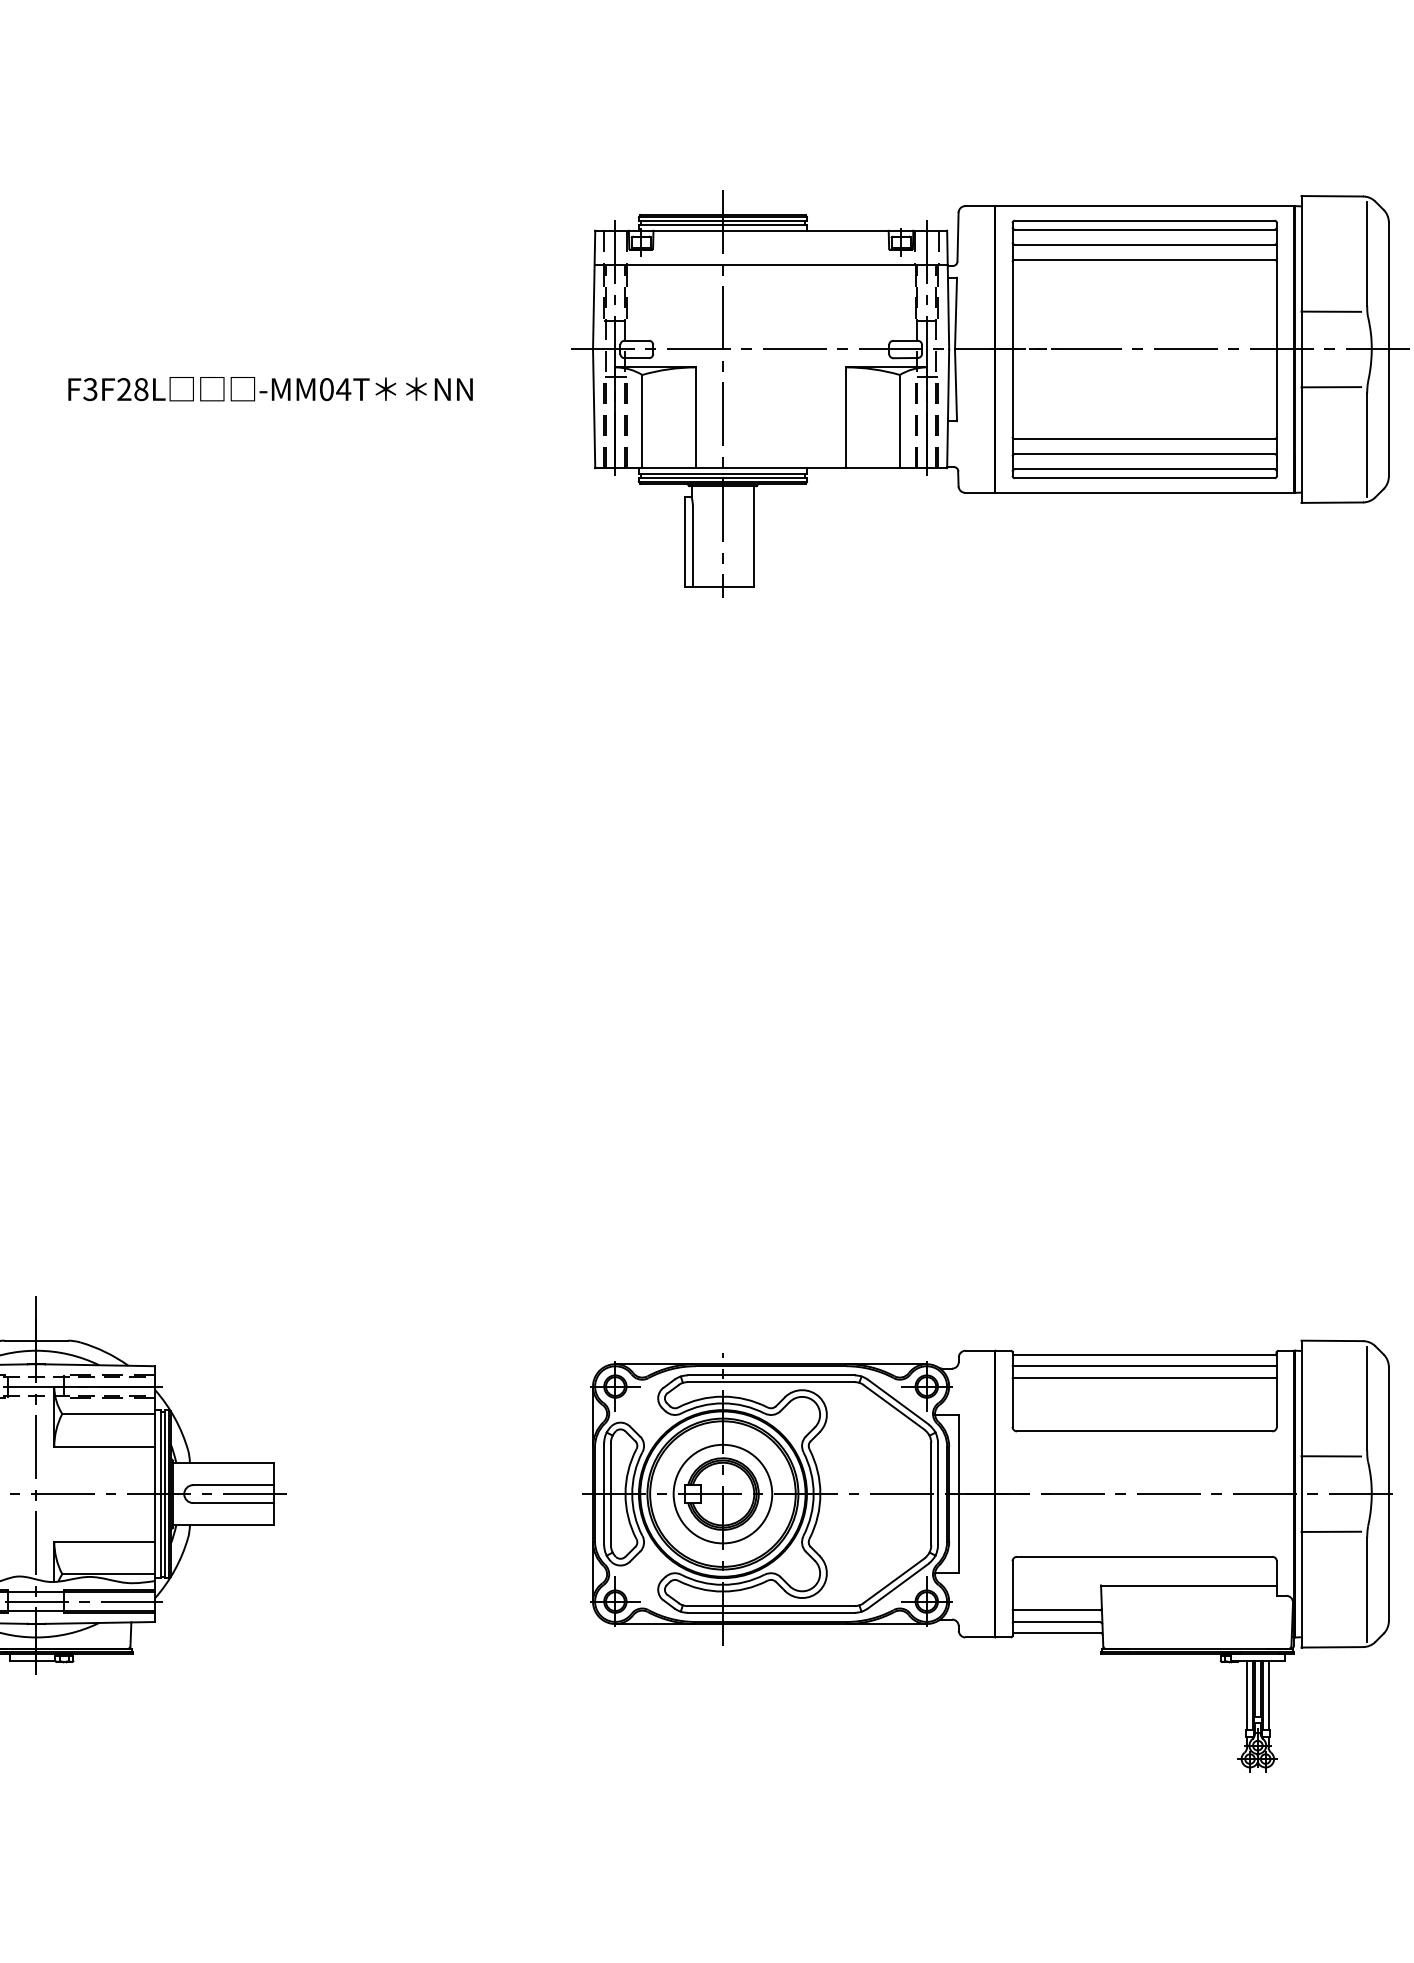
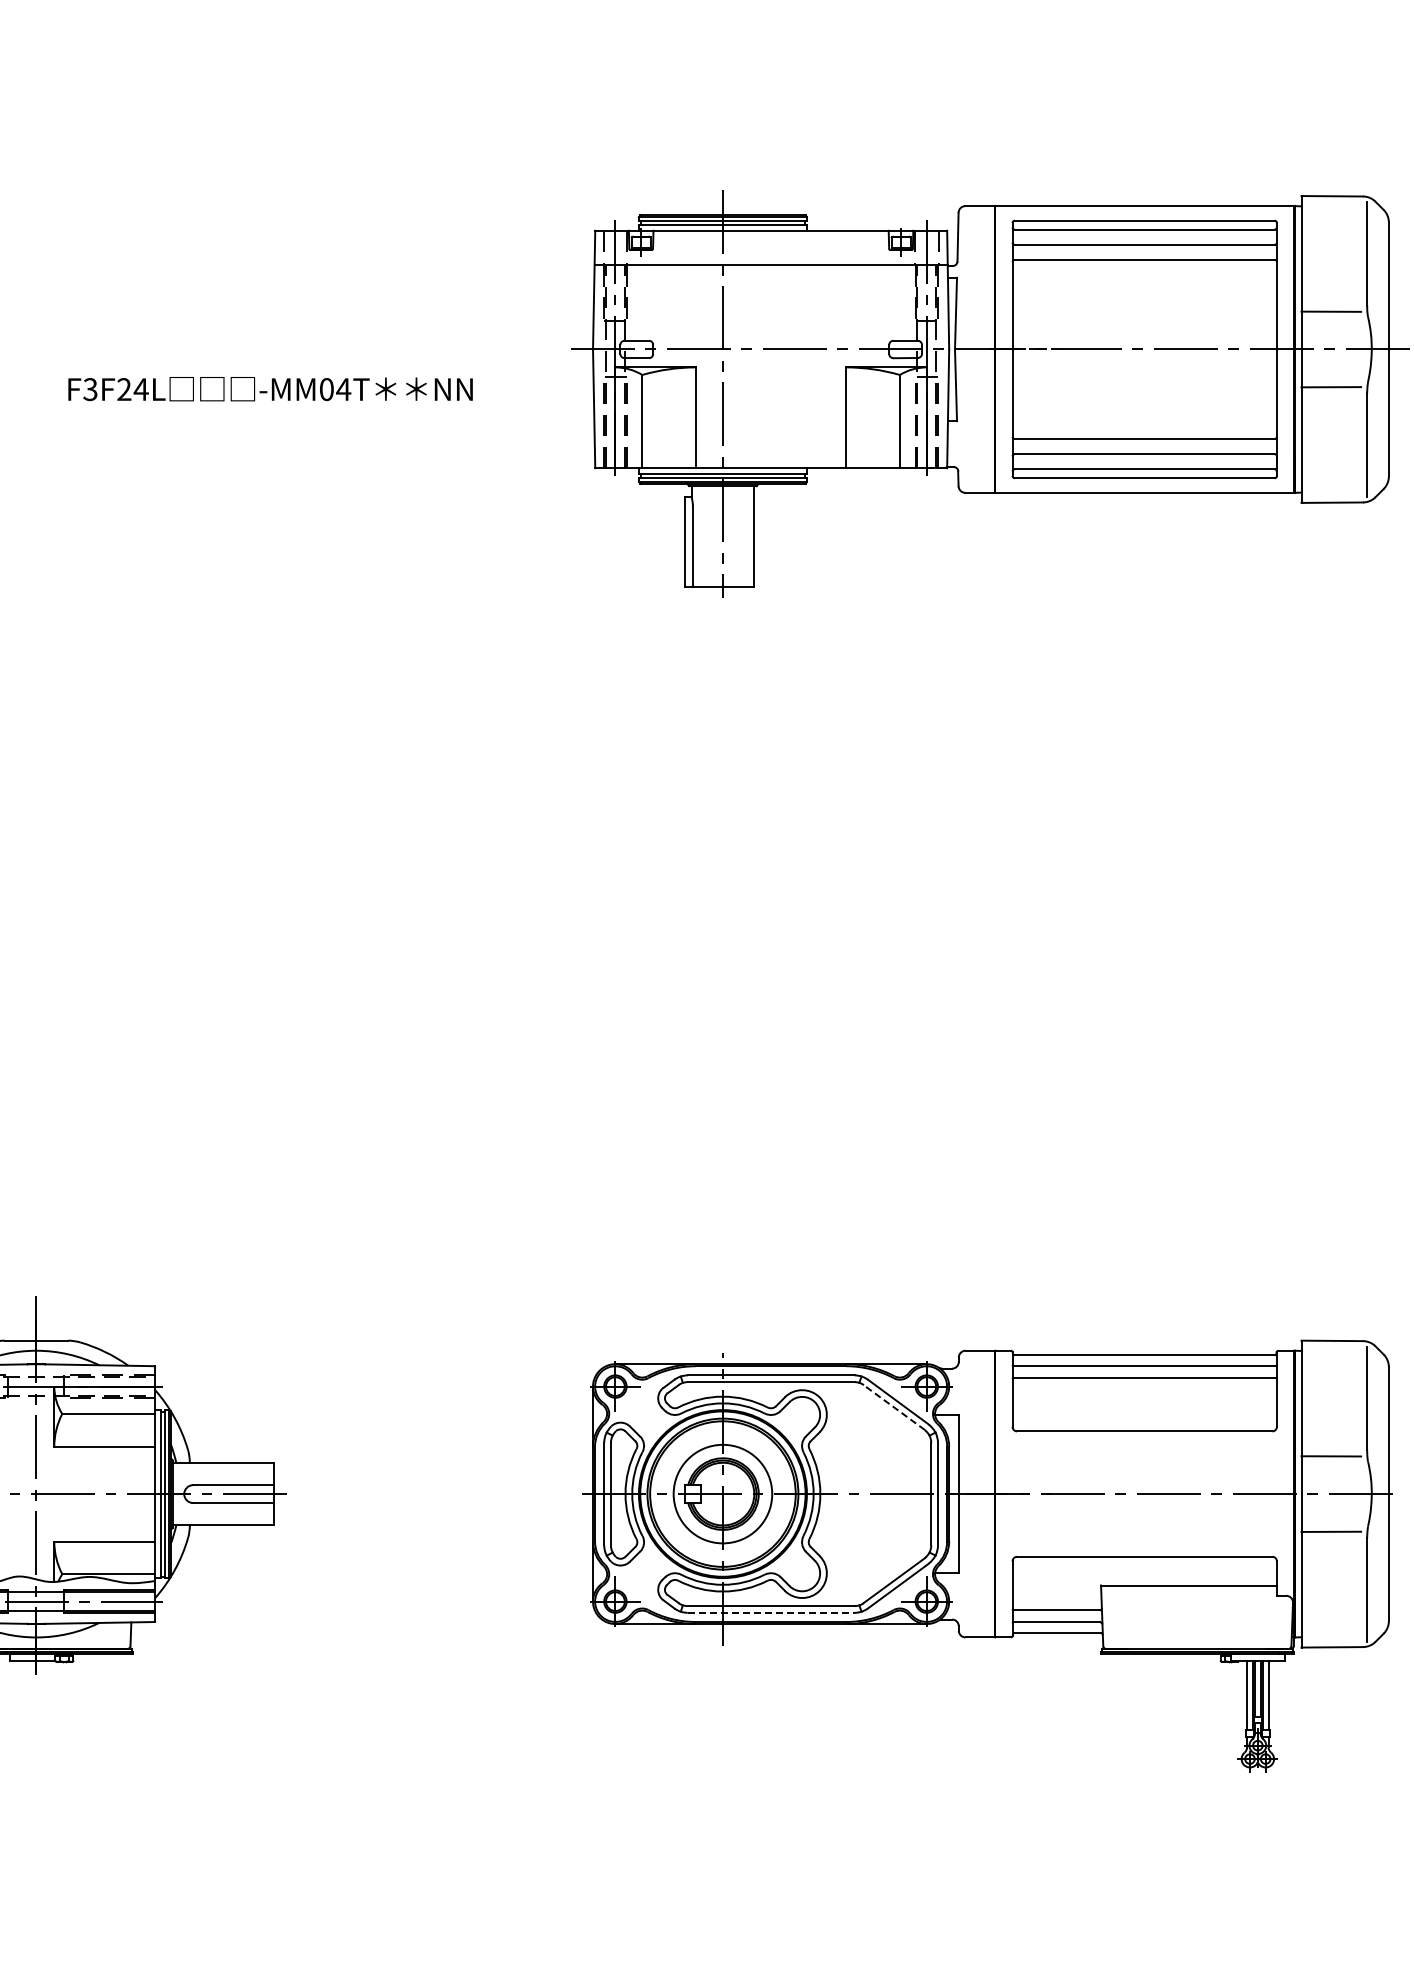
text: F3F28L -> F3F24L (140, 389)
line: solid -> dashed (894, 1407)
line: solid -> dashed (771, 1612)
